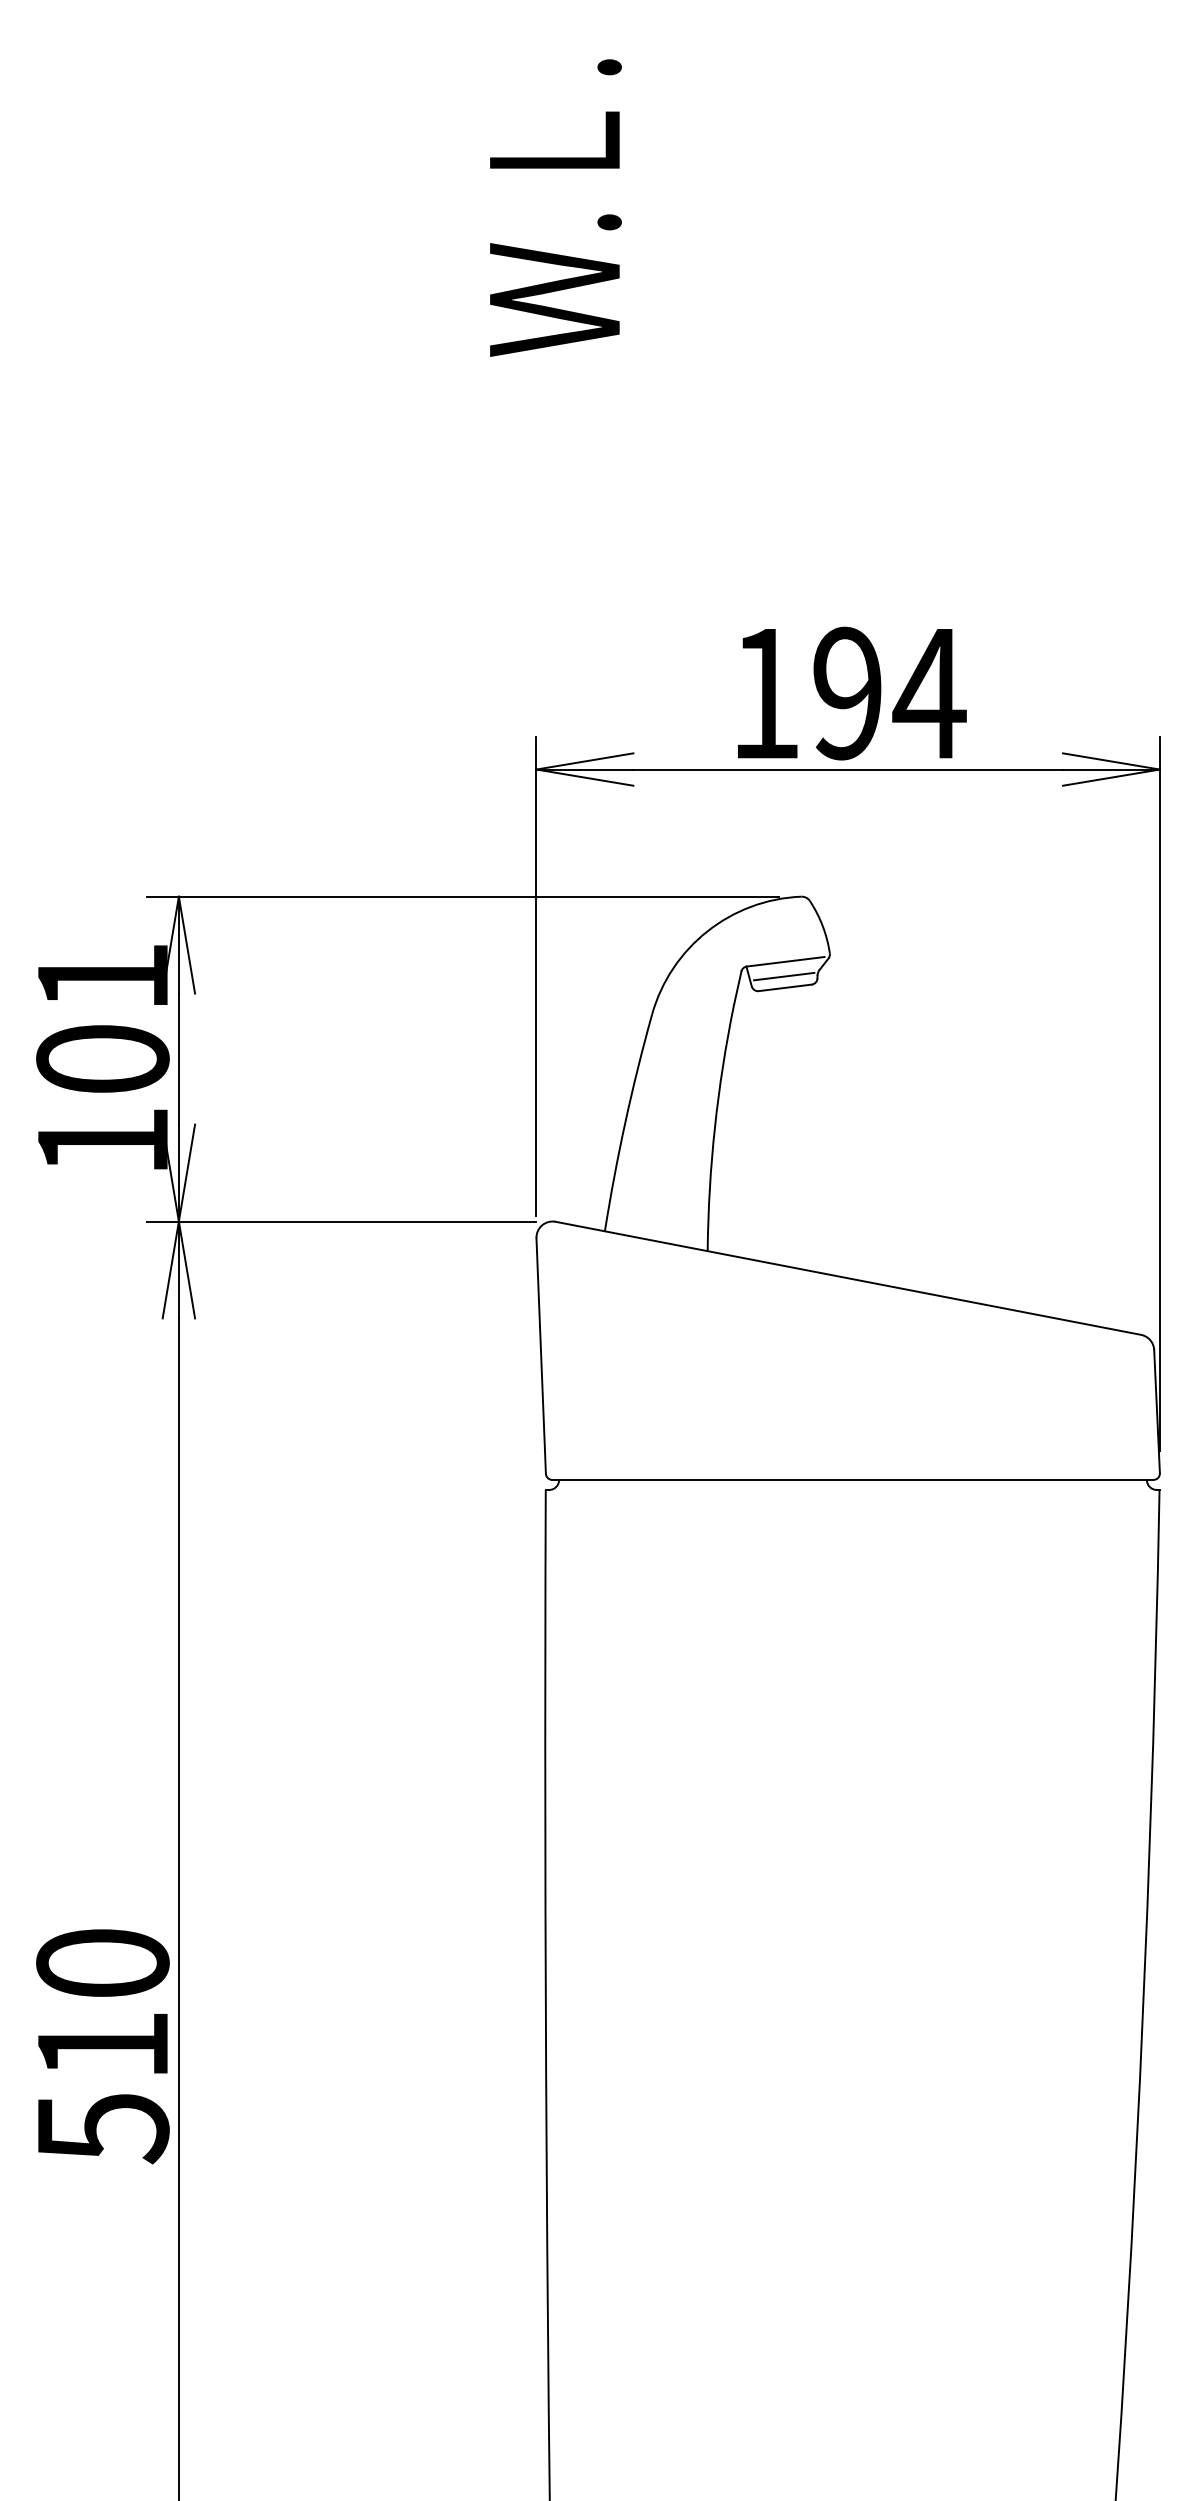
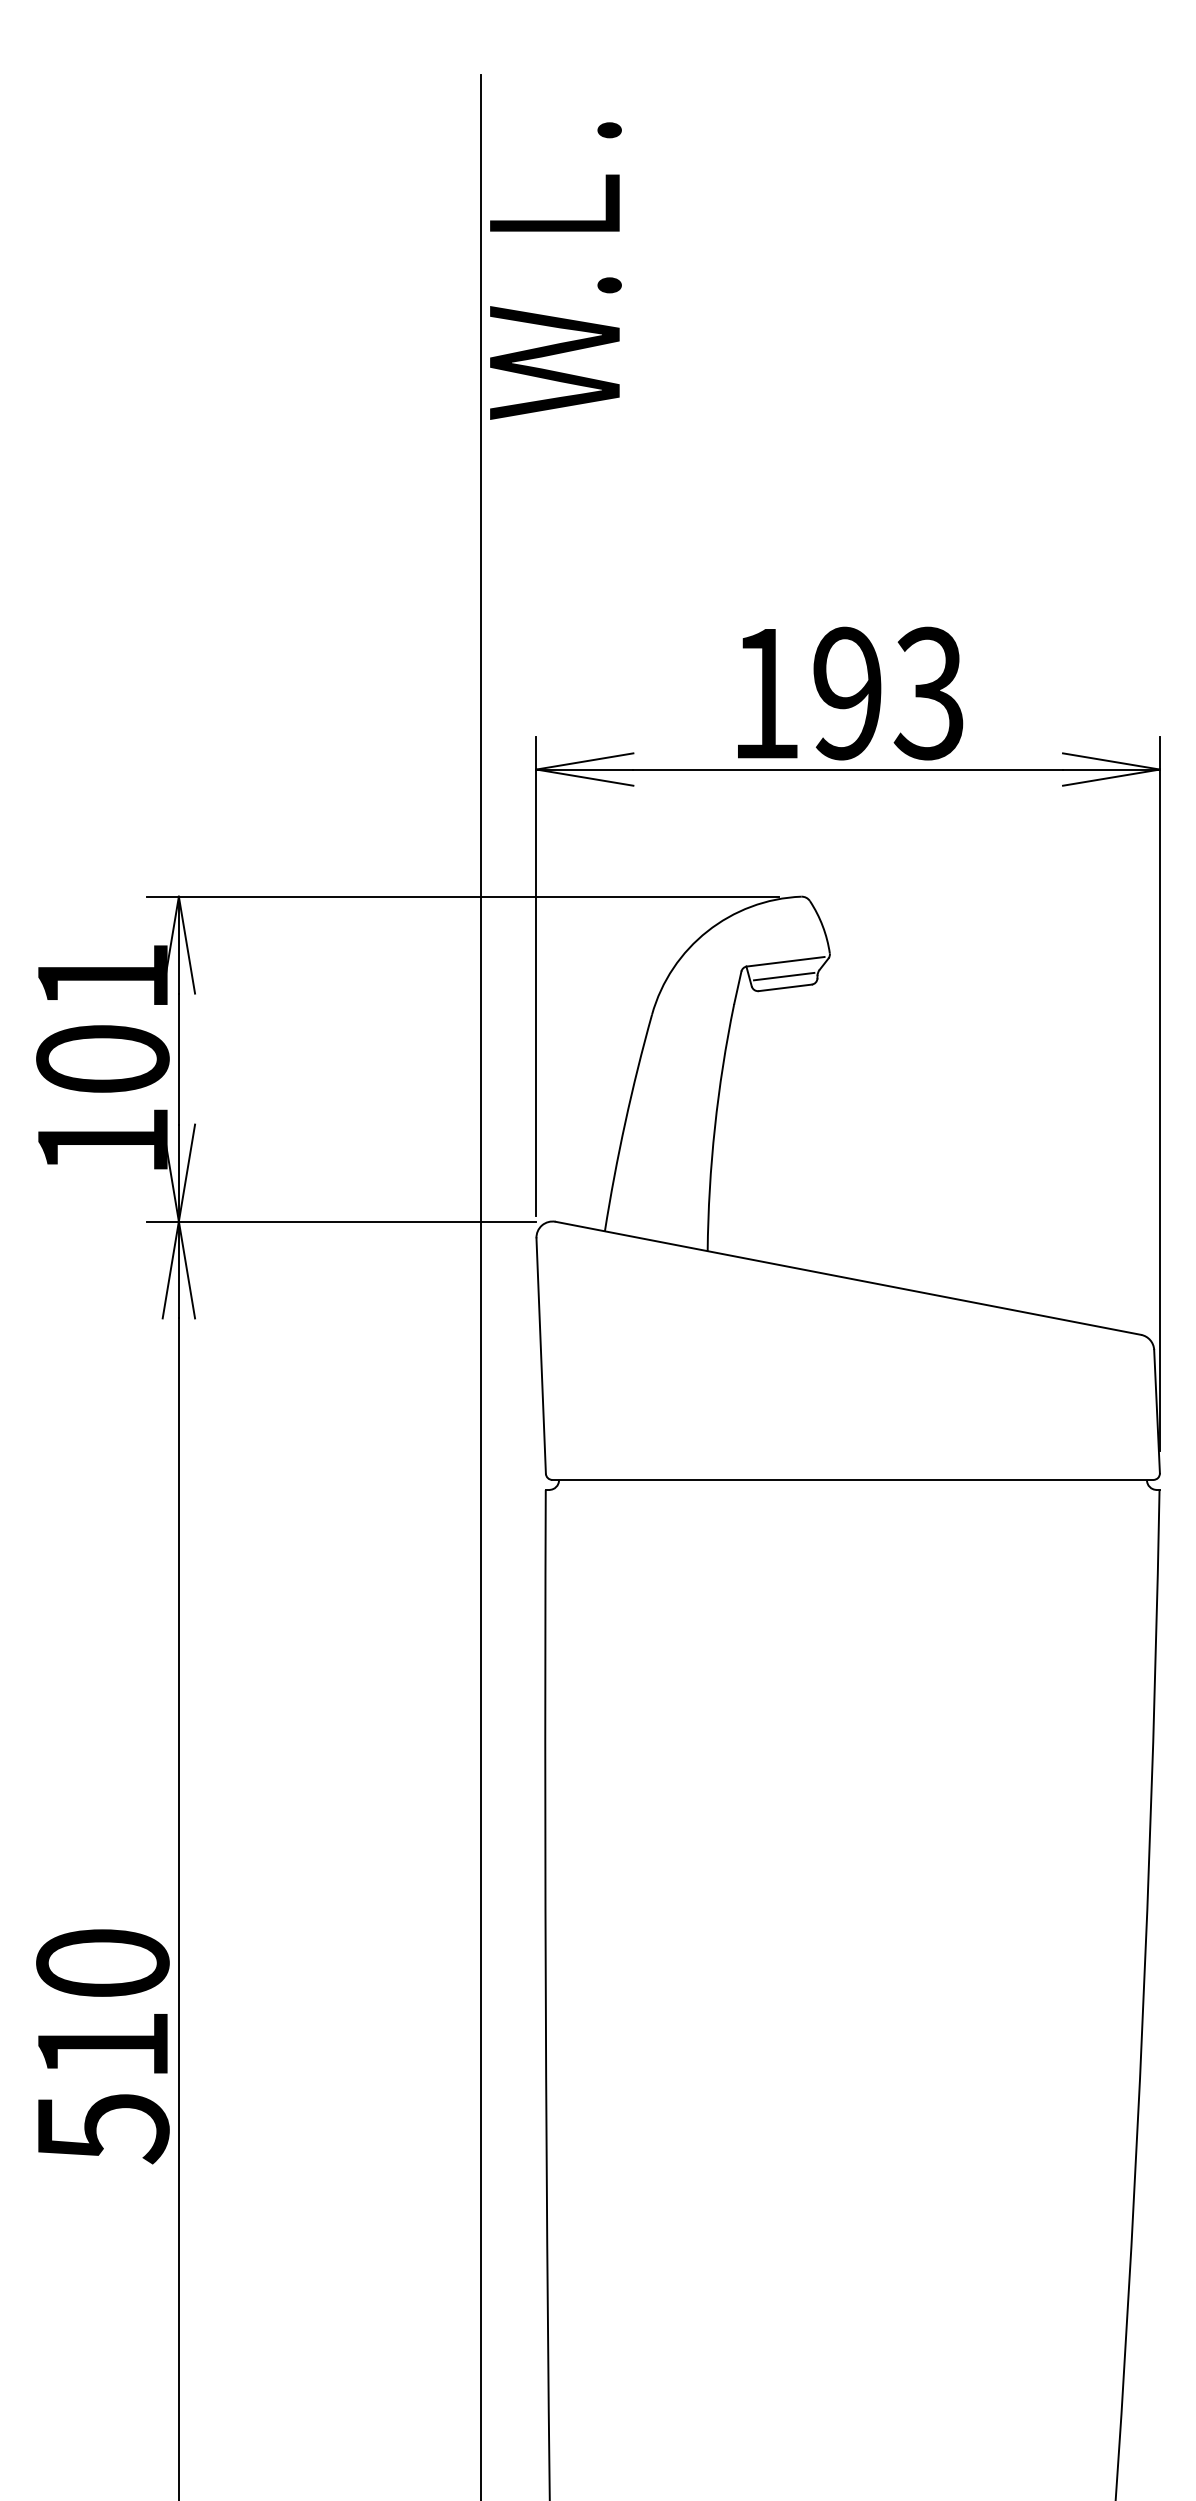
text position: (555, 207) -> (555, 270) (555, 270)
text: 194 -> 193 (929, 693)
line: none -> present (480, 1286)
